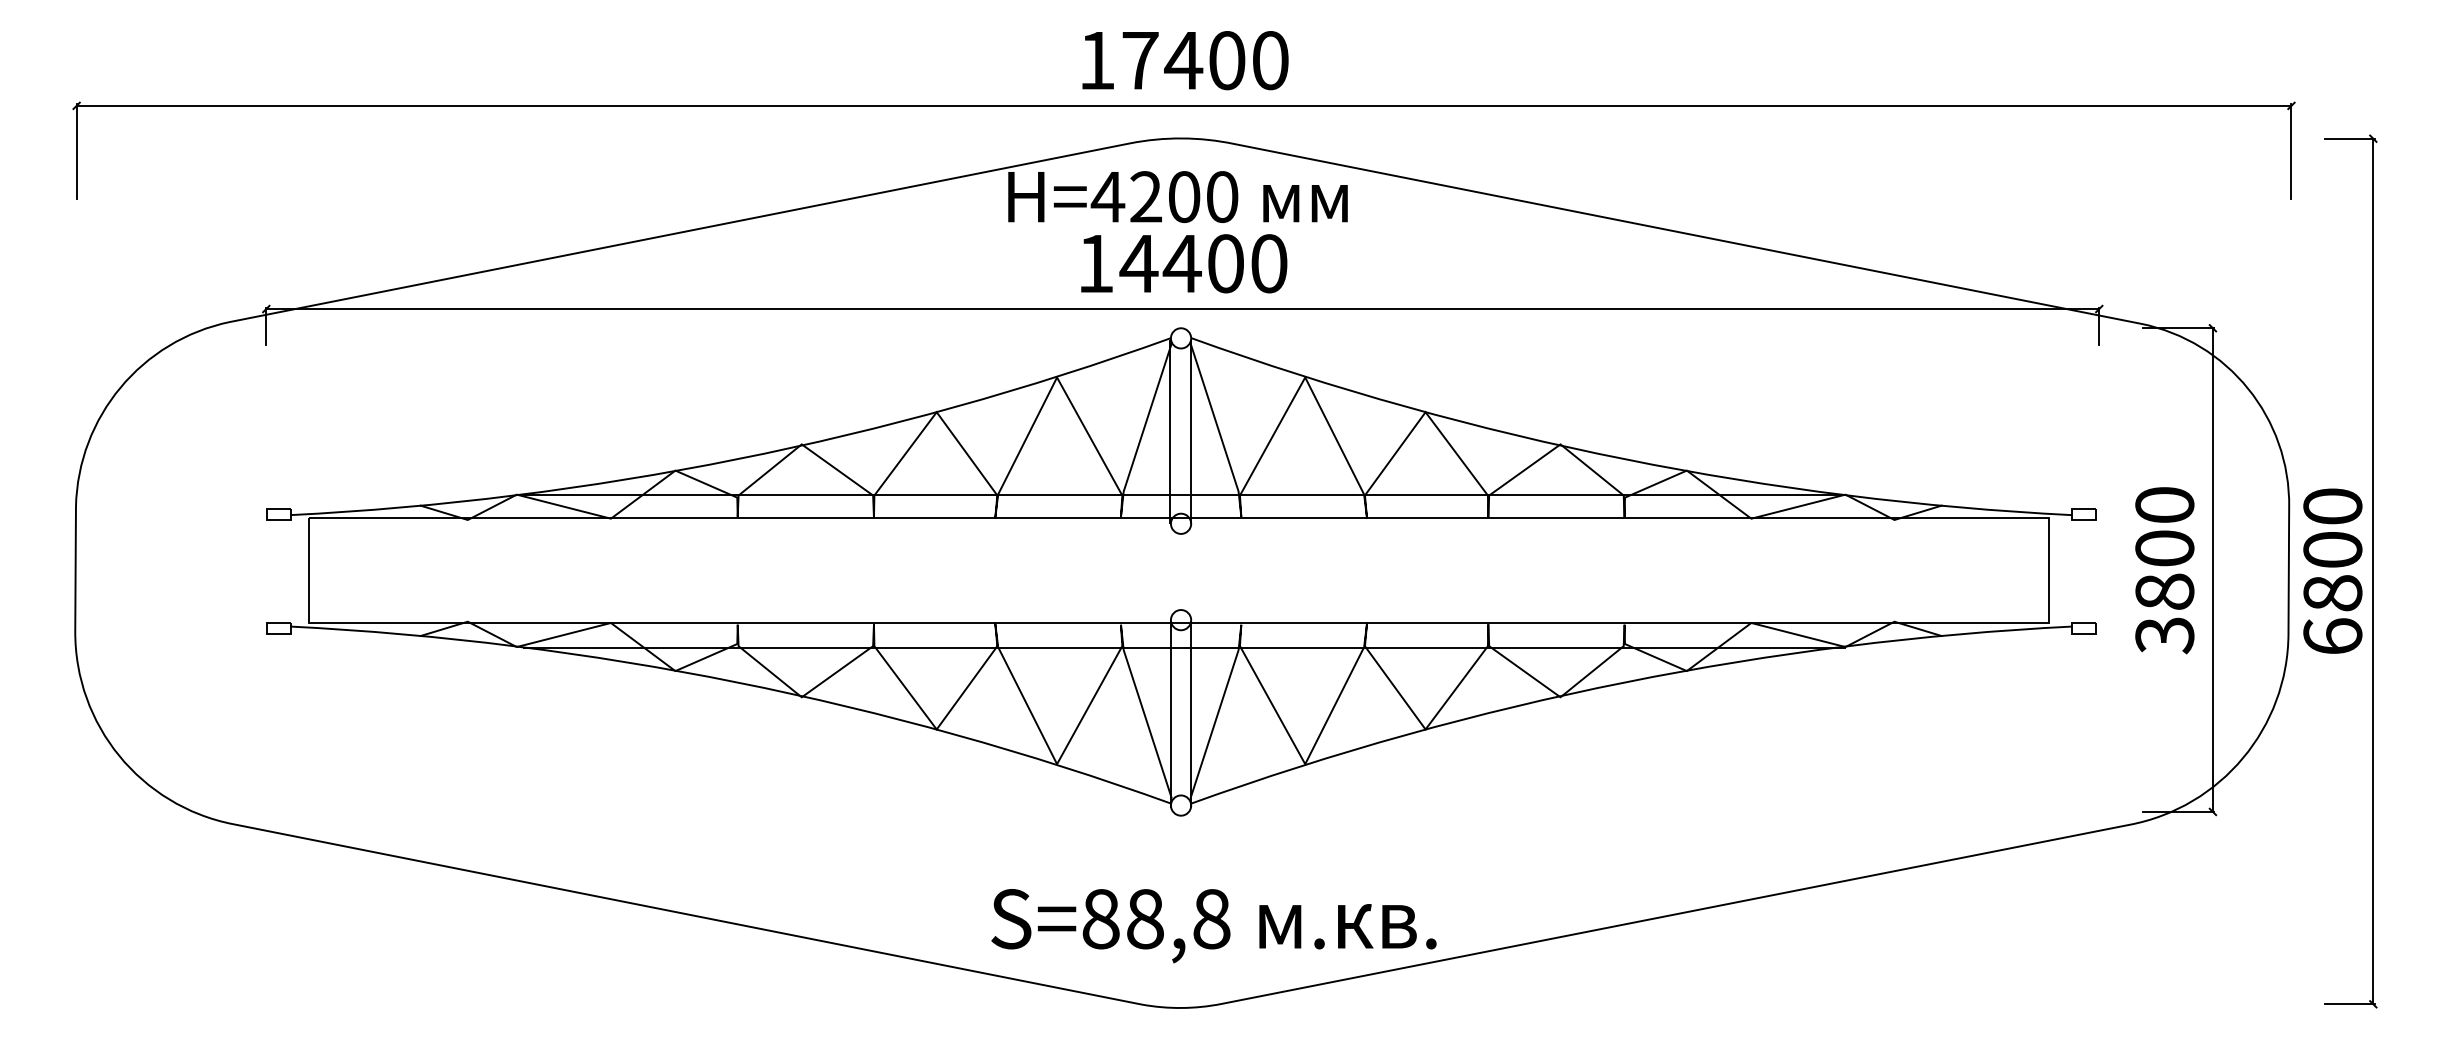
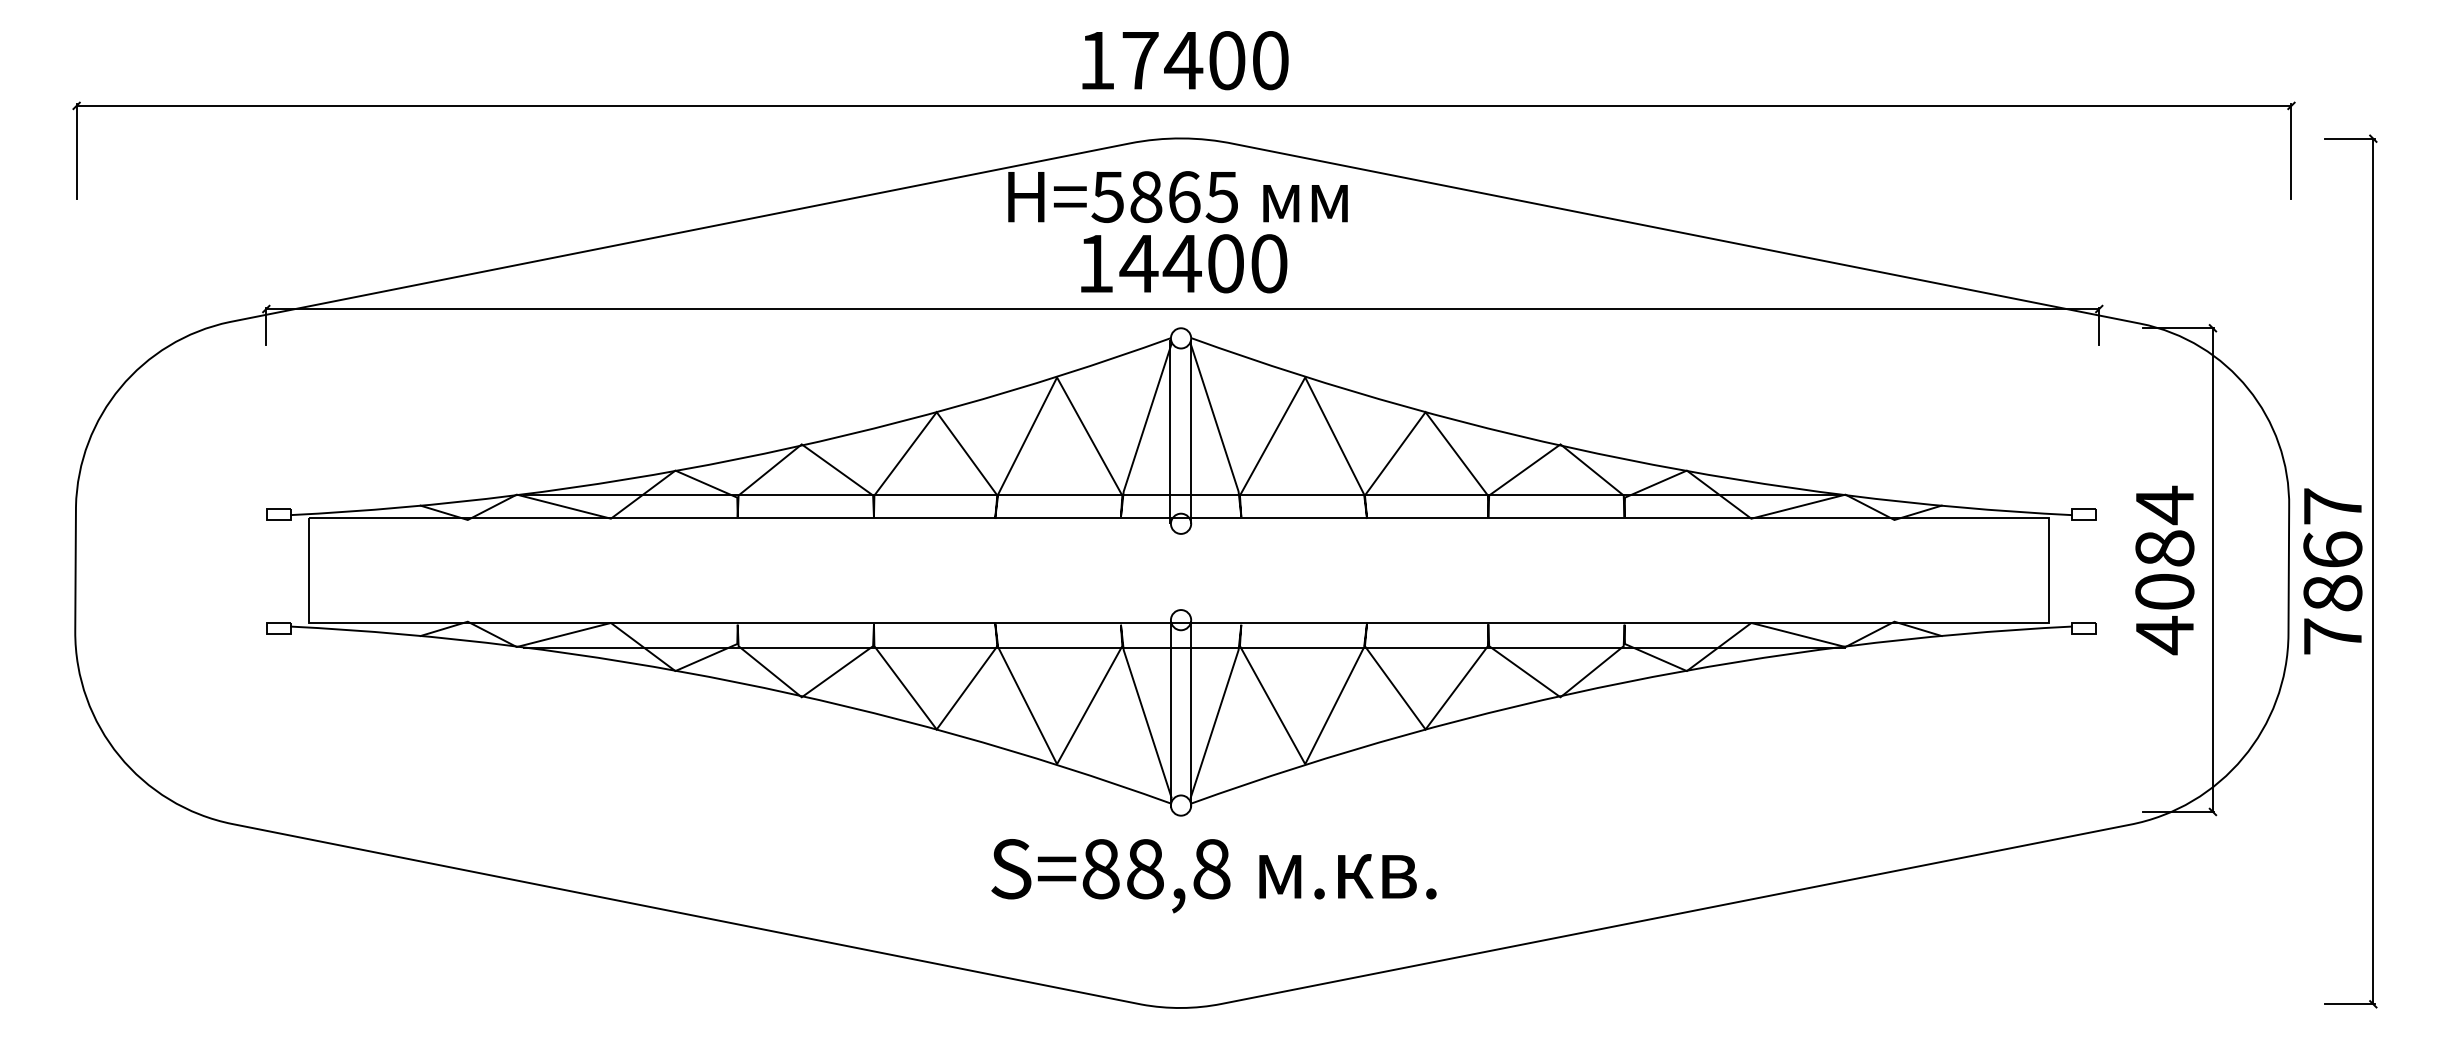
text: H=4200 -> H=5865 (1164, 197)
text: 3800 -> 4084 (2164, 570)
text: 6800 -> 7867 (2332, 571)
text position: (1213, 926) -> (1213, 876) (1213, 876)
